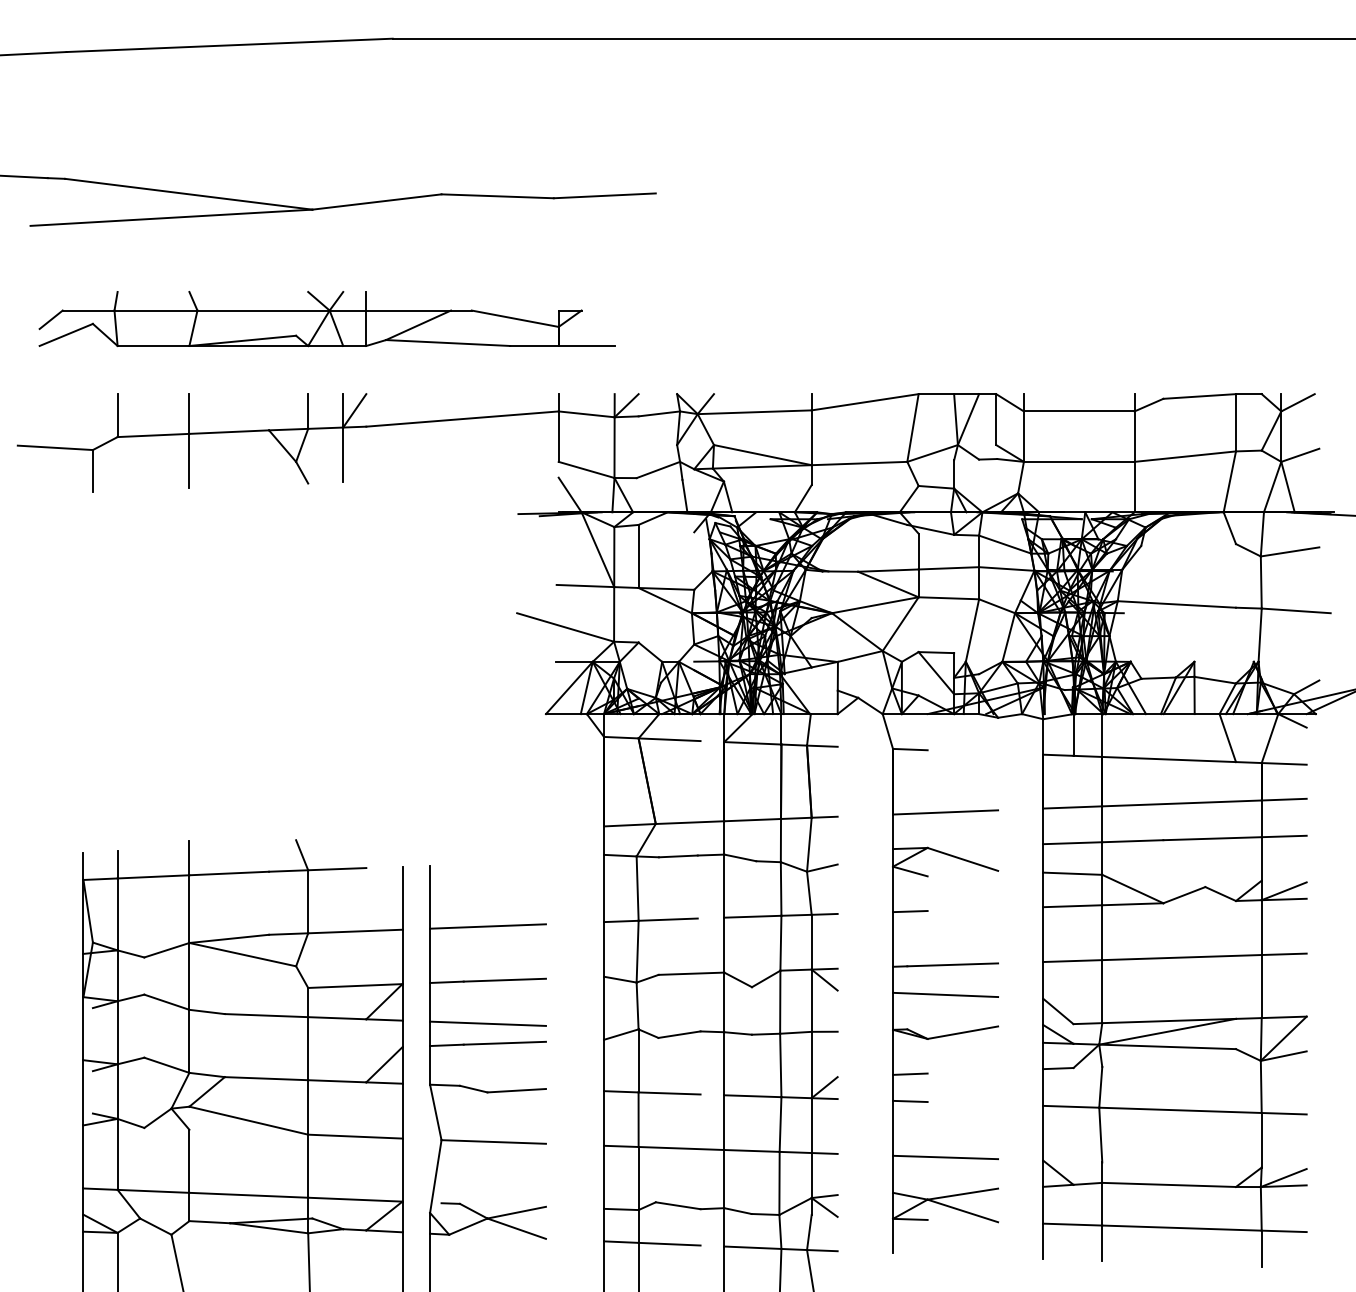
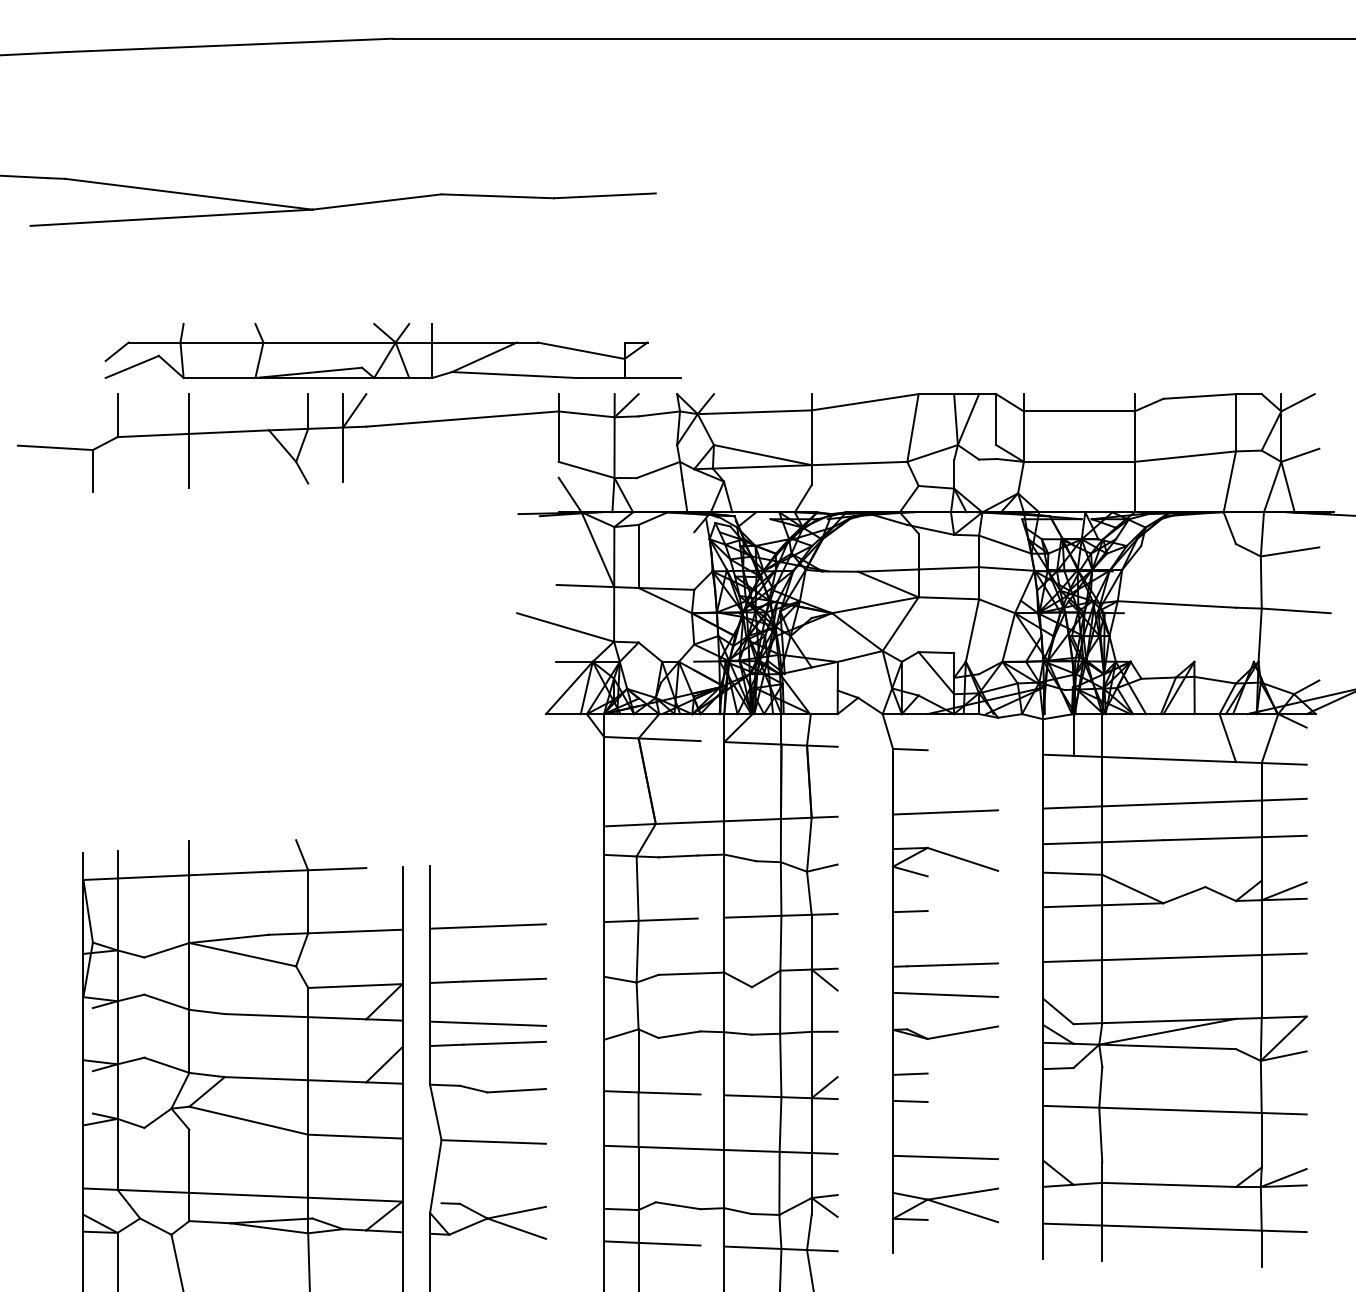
part position: (326, 319) -> (392, 351) (392, 351)
